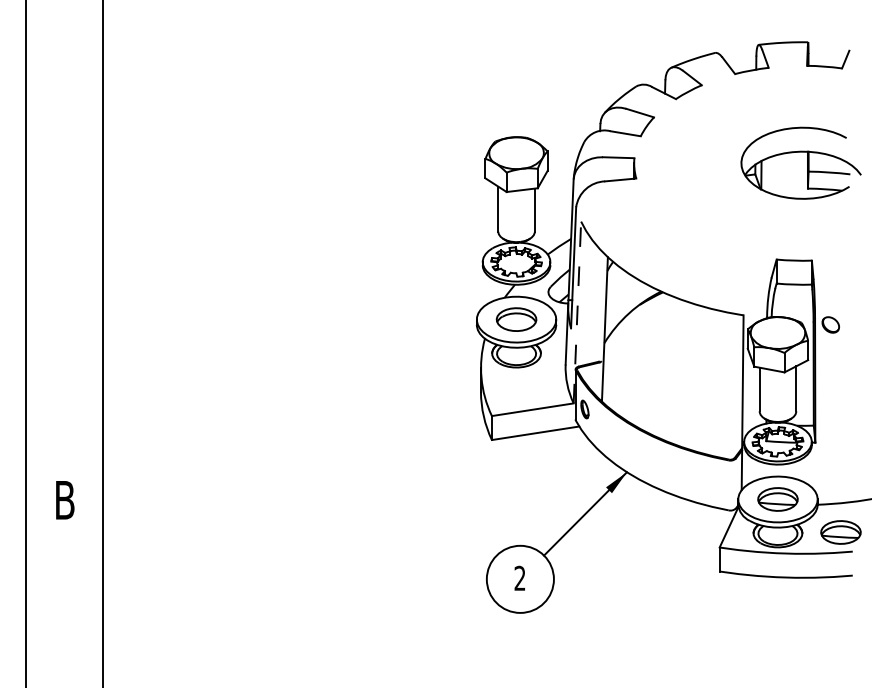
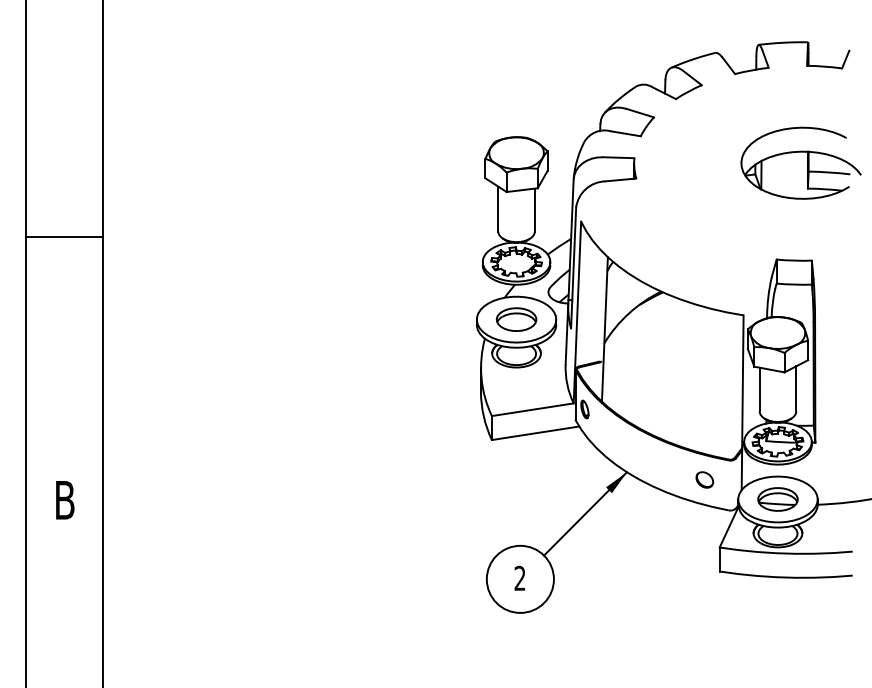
line: none -> present (64, 236)
line: dashed -> solid (577, 312)
part position: (830, 324) -> (704, 479) (704, 479)
part: present -> none (840, 532)
